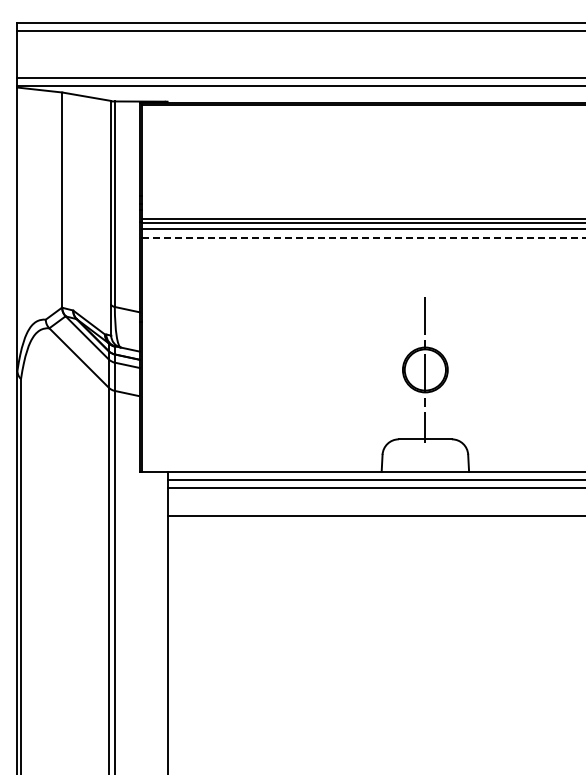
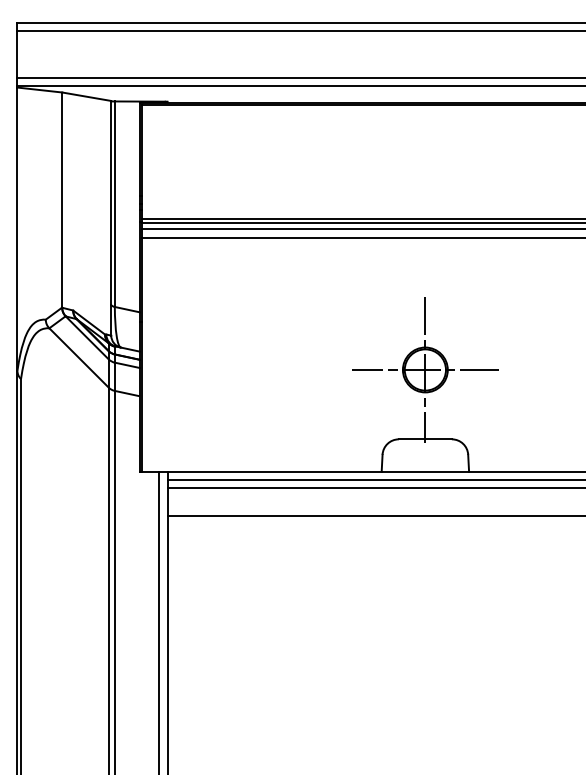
line: dashed -> solid (363, 237)
line: none -> present (424, 369)
line: none -> present (158, 621)
